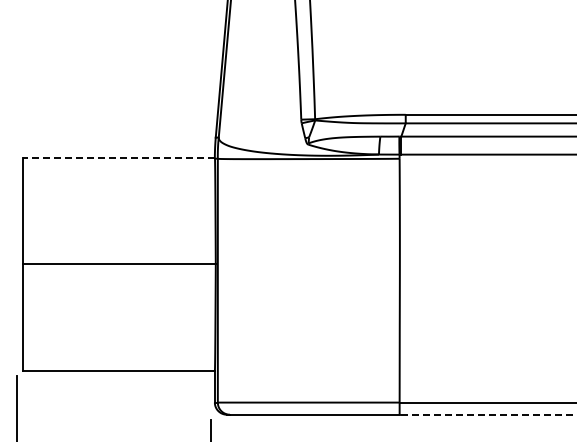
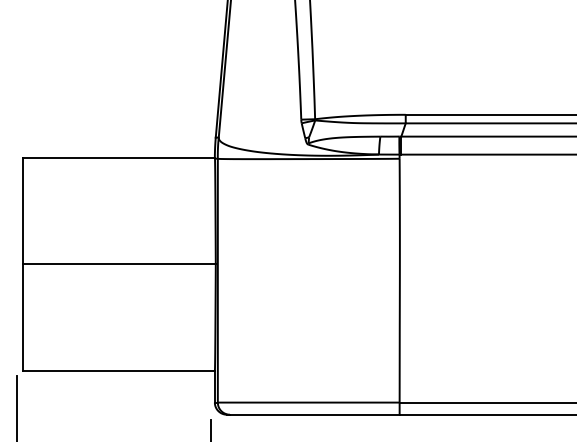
line: dashed -> solid (119, 157)
line: dashed -> solid (487, 414)
